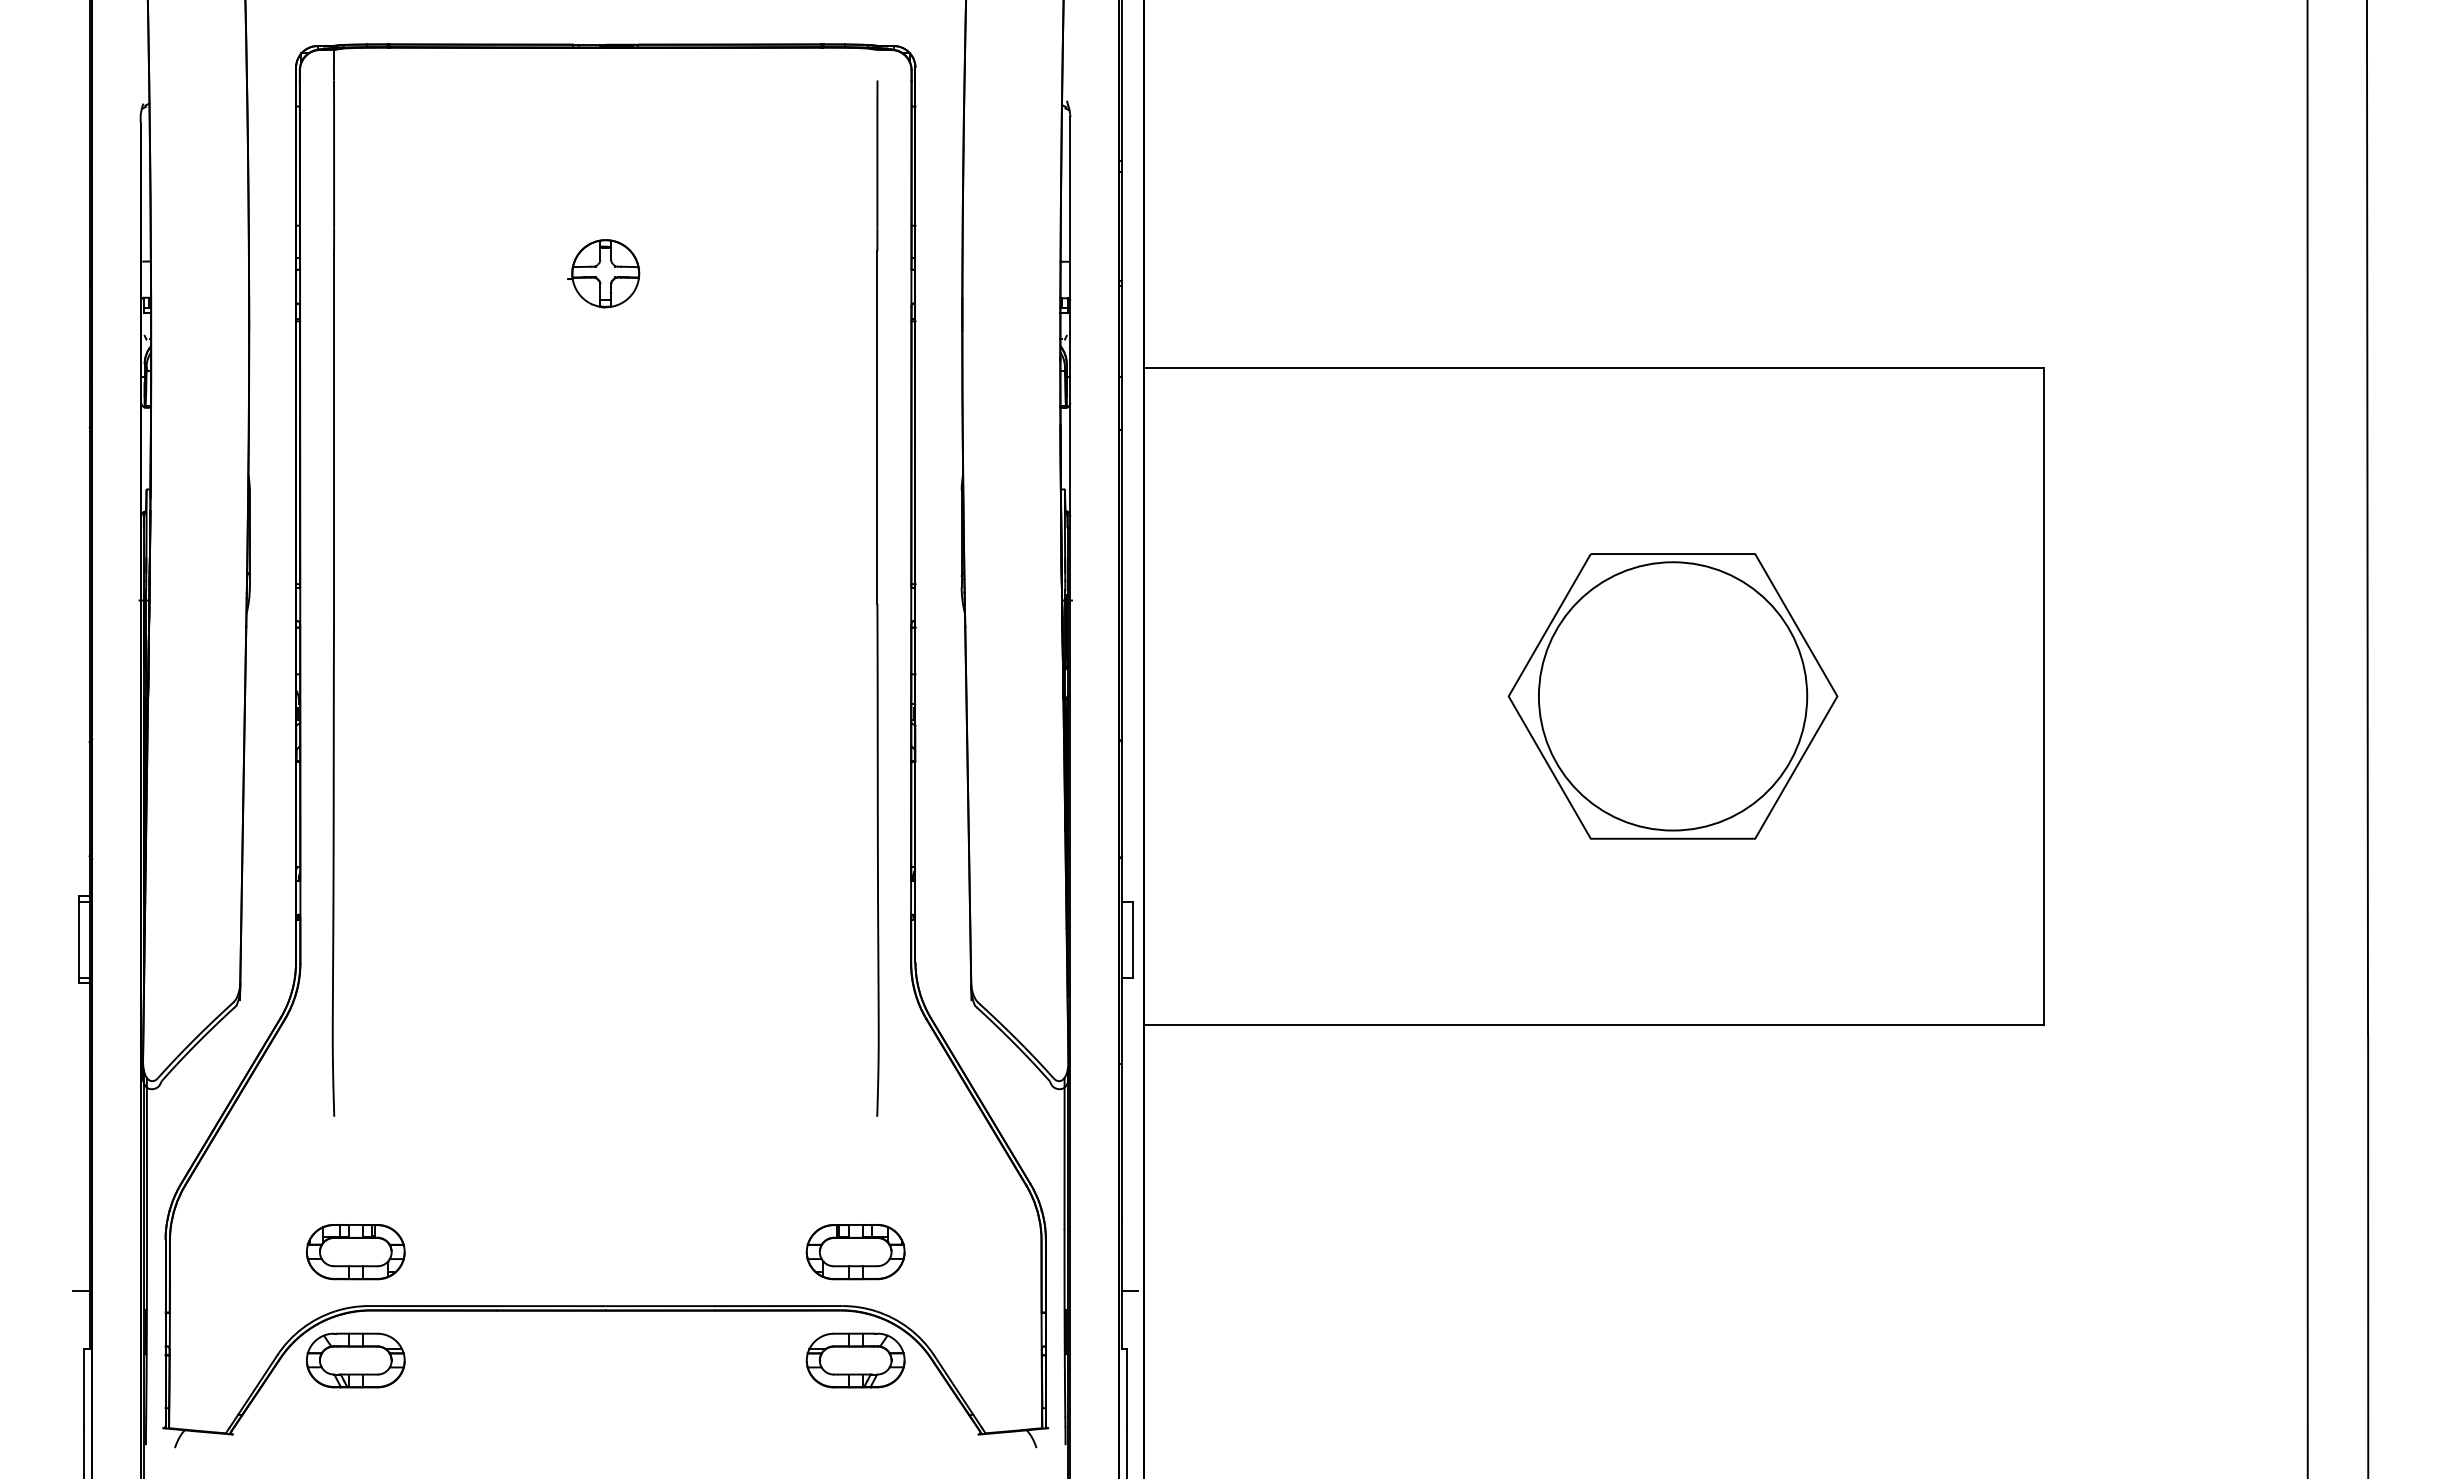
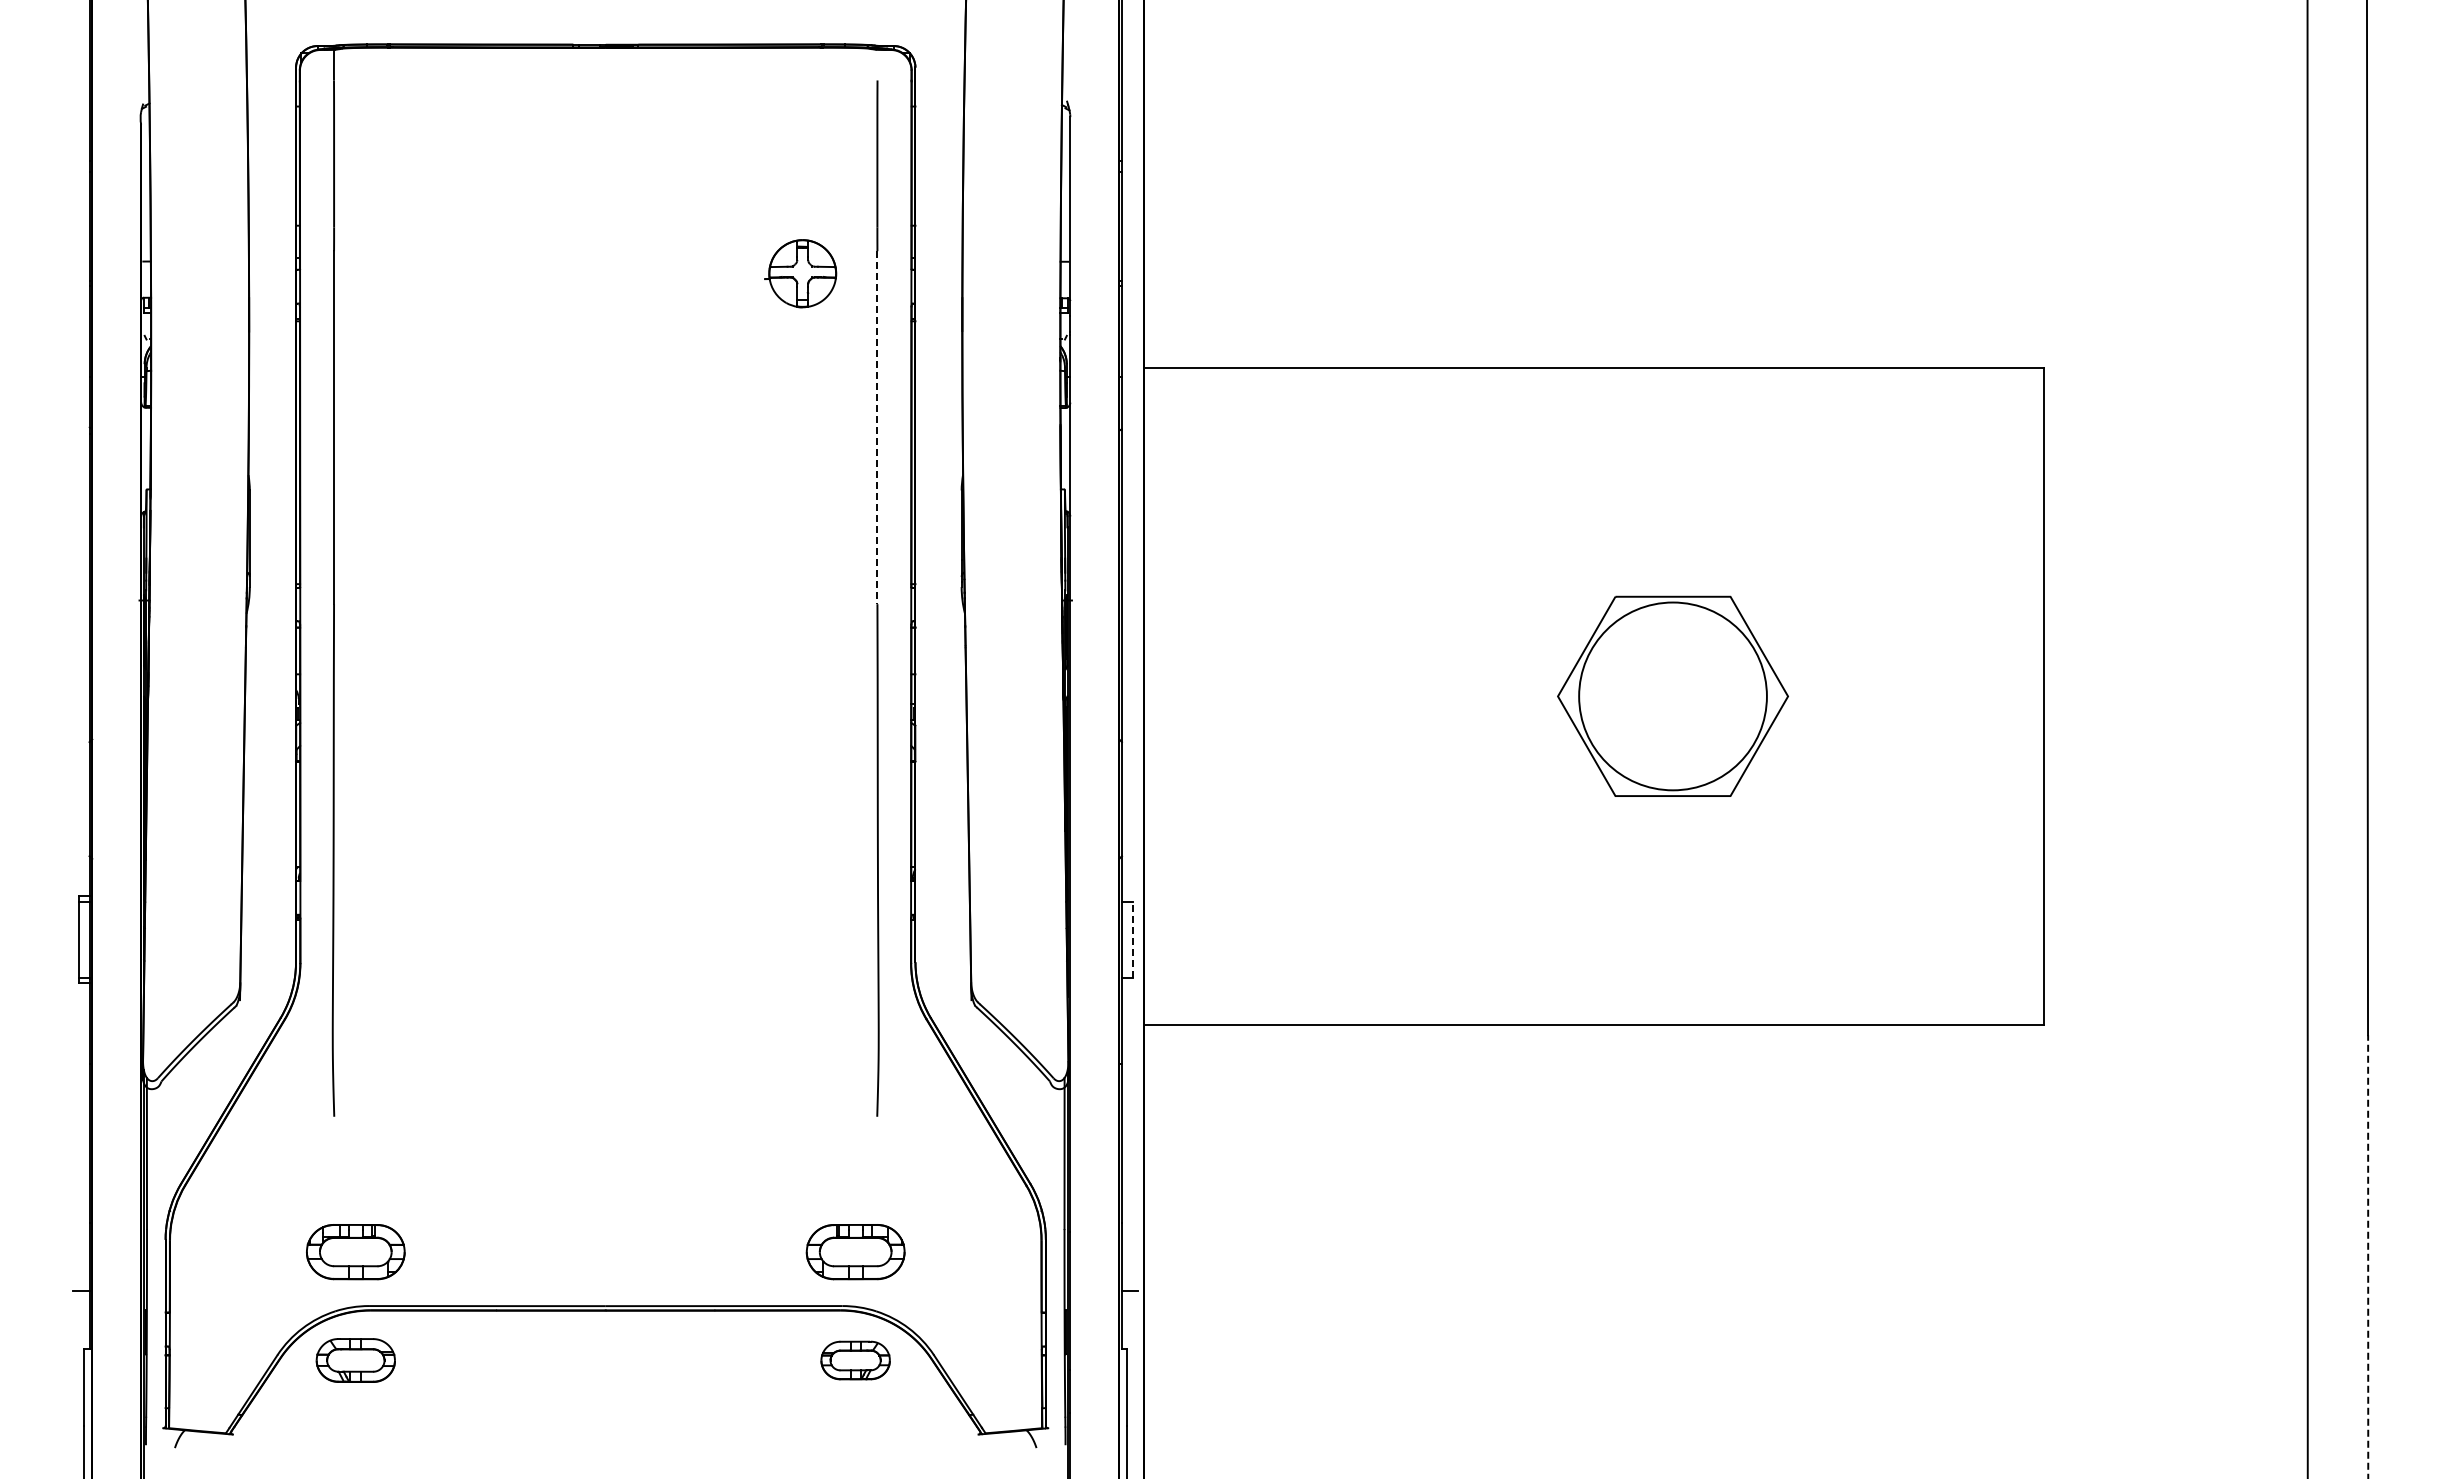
part position: (603, 273) -> (800, 273) (800, 273)
line: solid -> dashed (877, 428)
part size: 332x287 px -> 232x202 px (1672, 695)
line: solid -> dashed (1132, 939)
line: solid -> dashed (2368, 1256)
part size: 100x57 px -> 81x45 px (355, 1360)
part size: 101x57 px -> 71x41 px (855, 1360)
